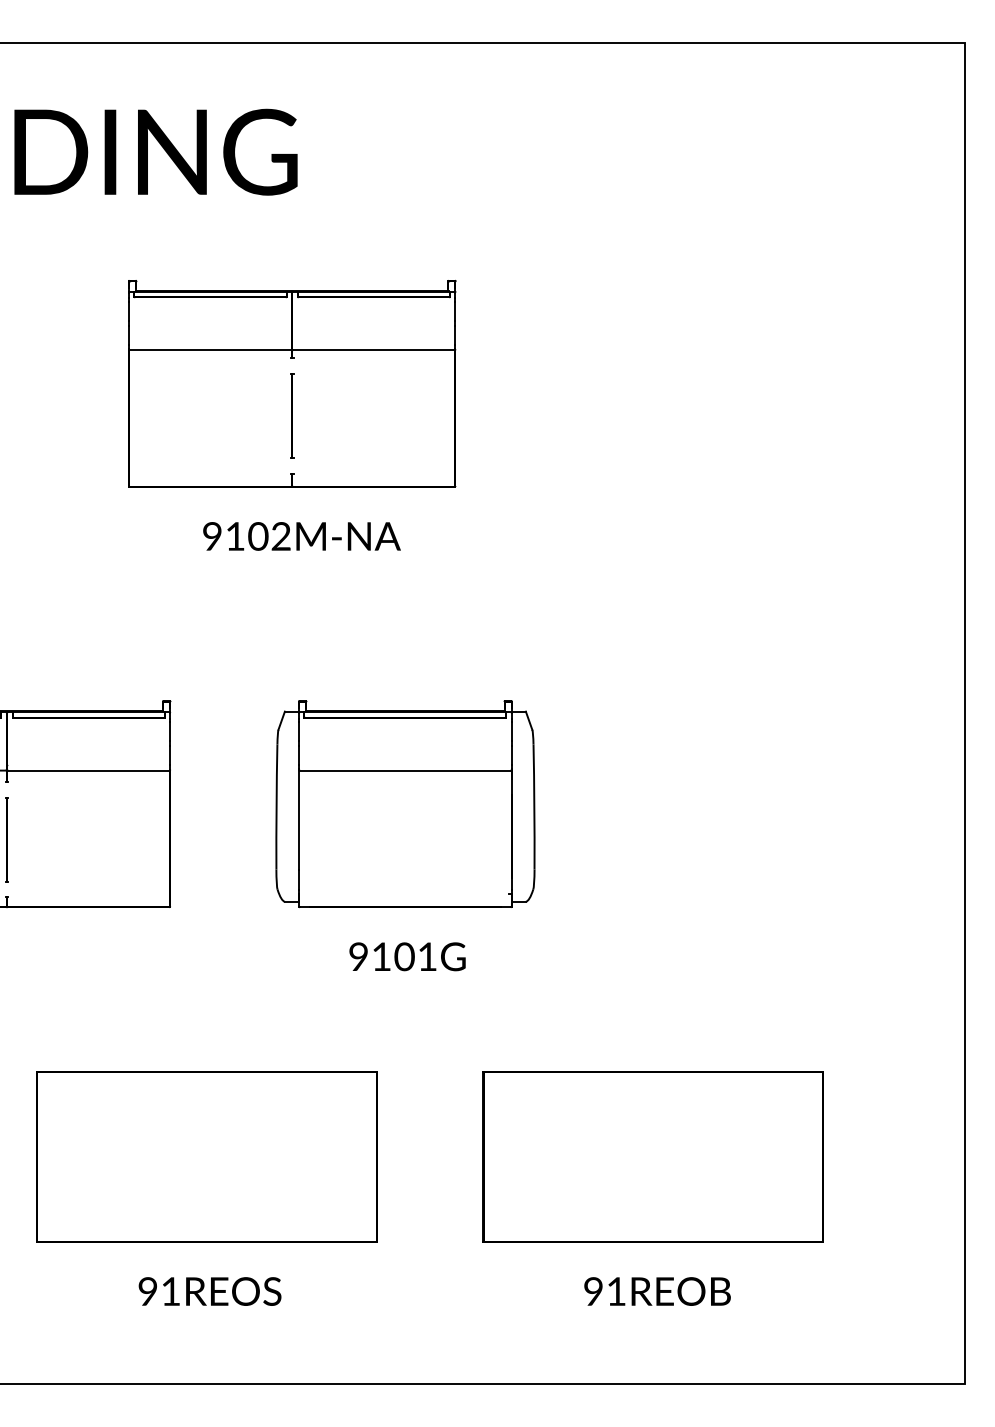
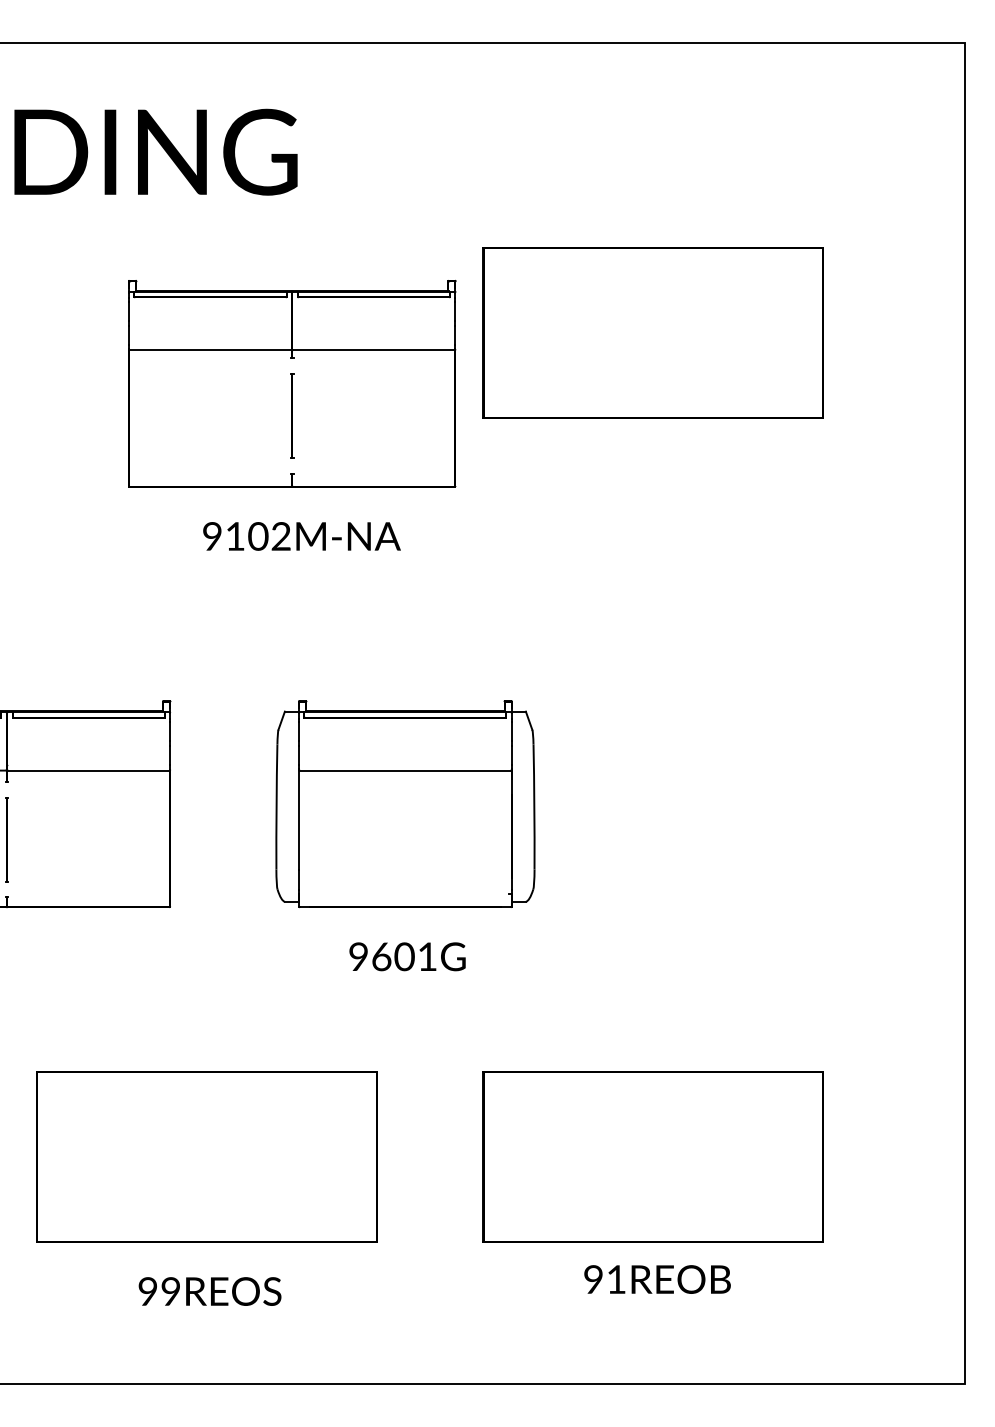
part: none -> present (652, 332)
text: 9101G -> 9601G (381, 956)
text: 91REOS -> 99REOS (170, 1291)
text position: (657, 1291) -> (657, 1279) (657, 1279)
